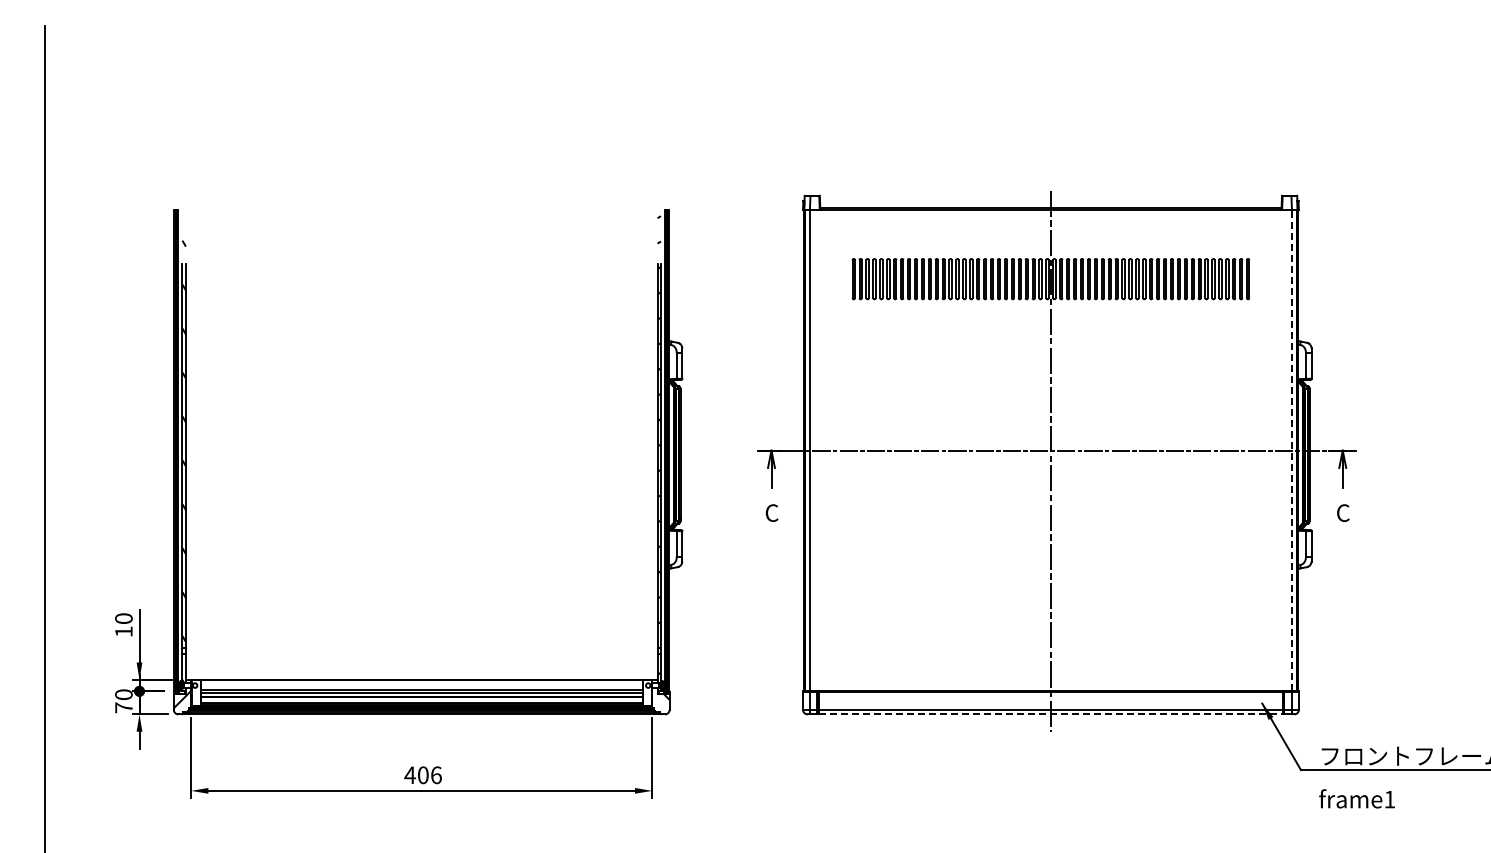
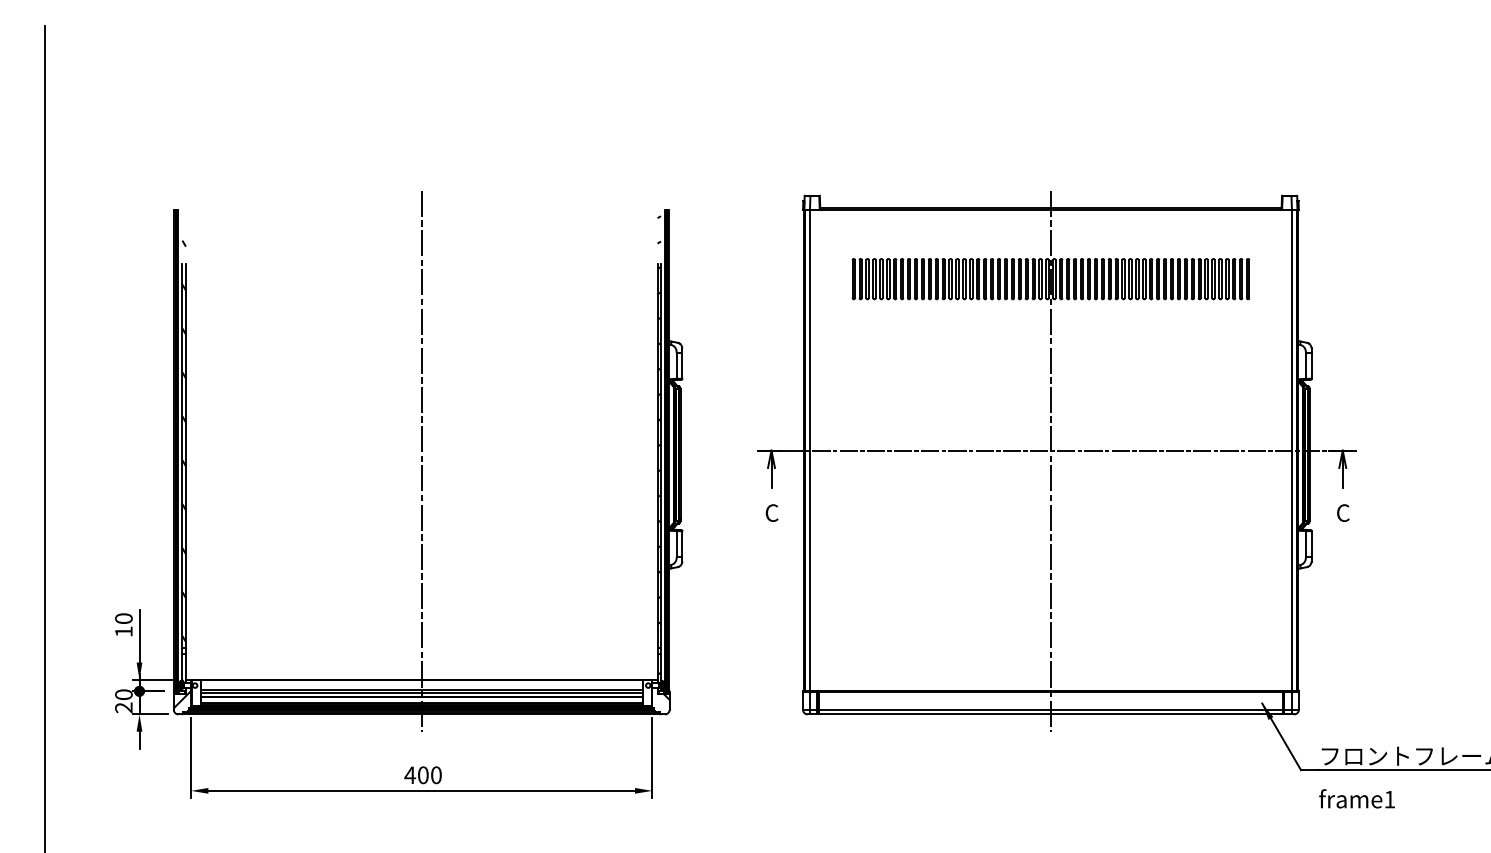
line: dashed -> solid (1291, 450)
line: none -> present (421, 460)
text: 70 -> 20 (123, 707)
line: dashed -> solid (1051, 714)
text: 406 -> 400 (436, 775)
